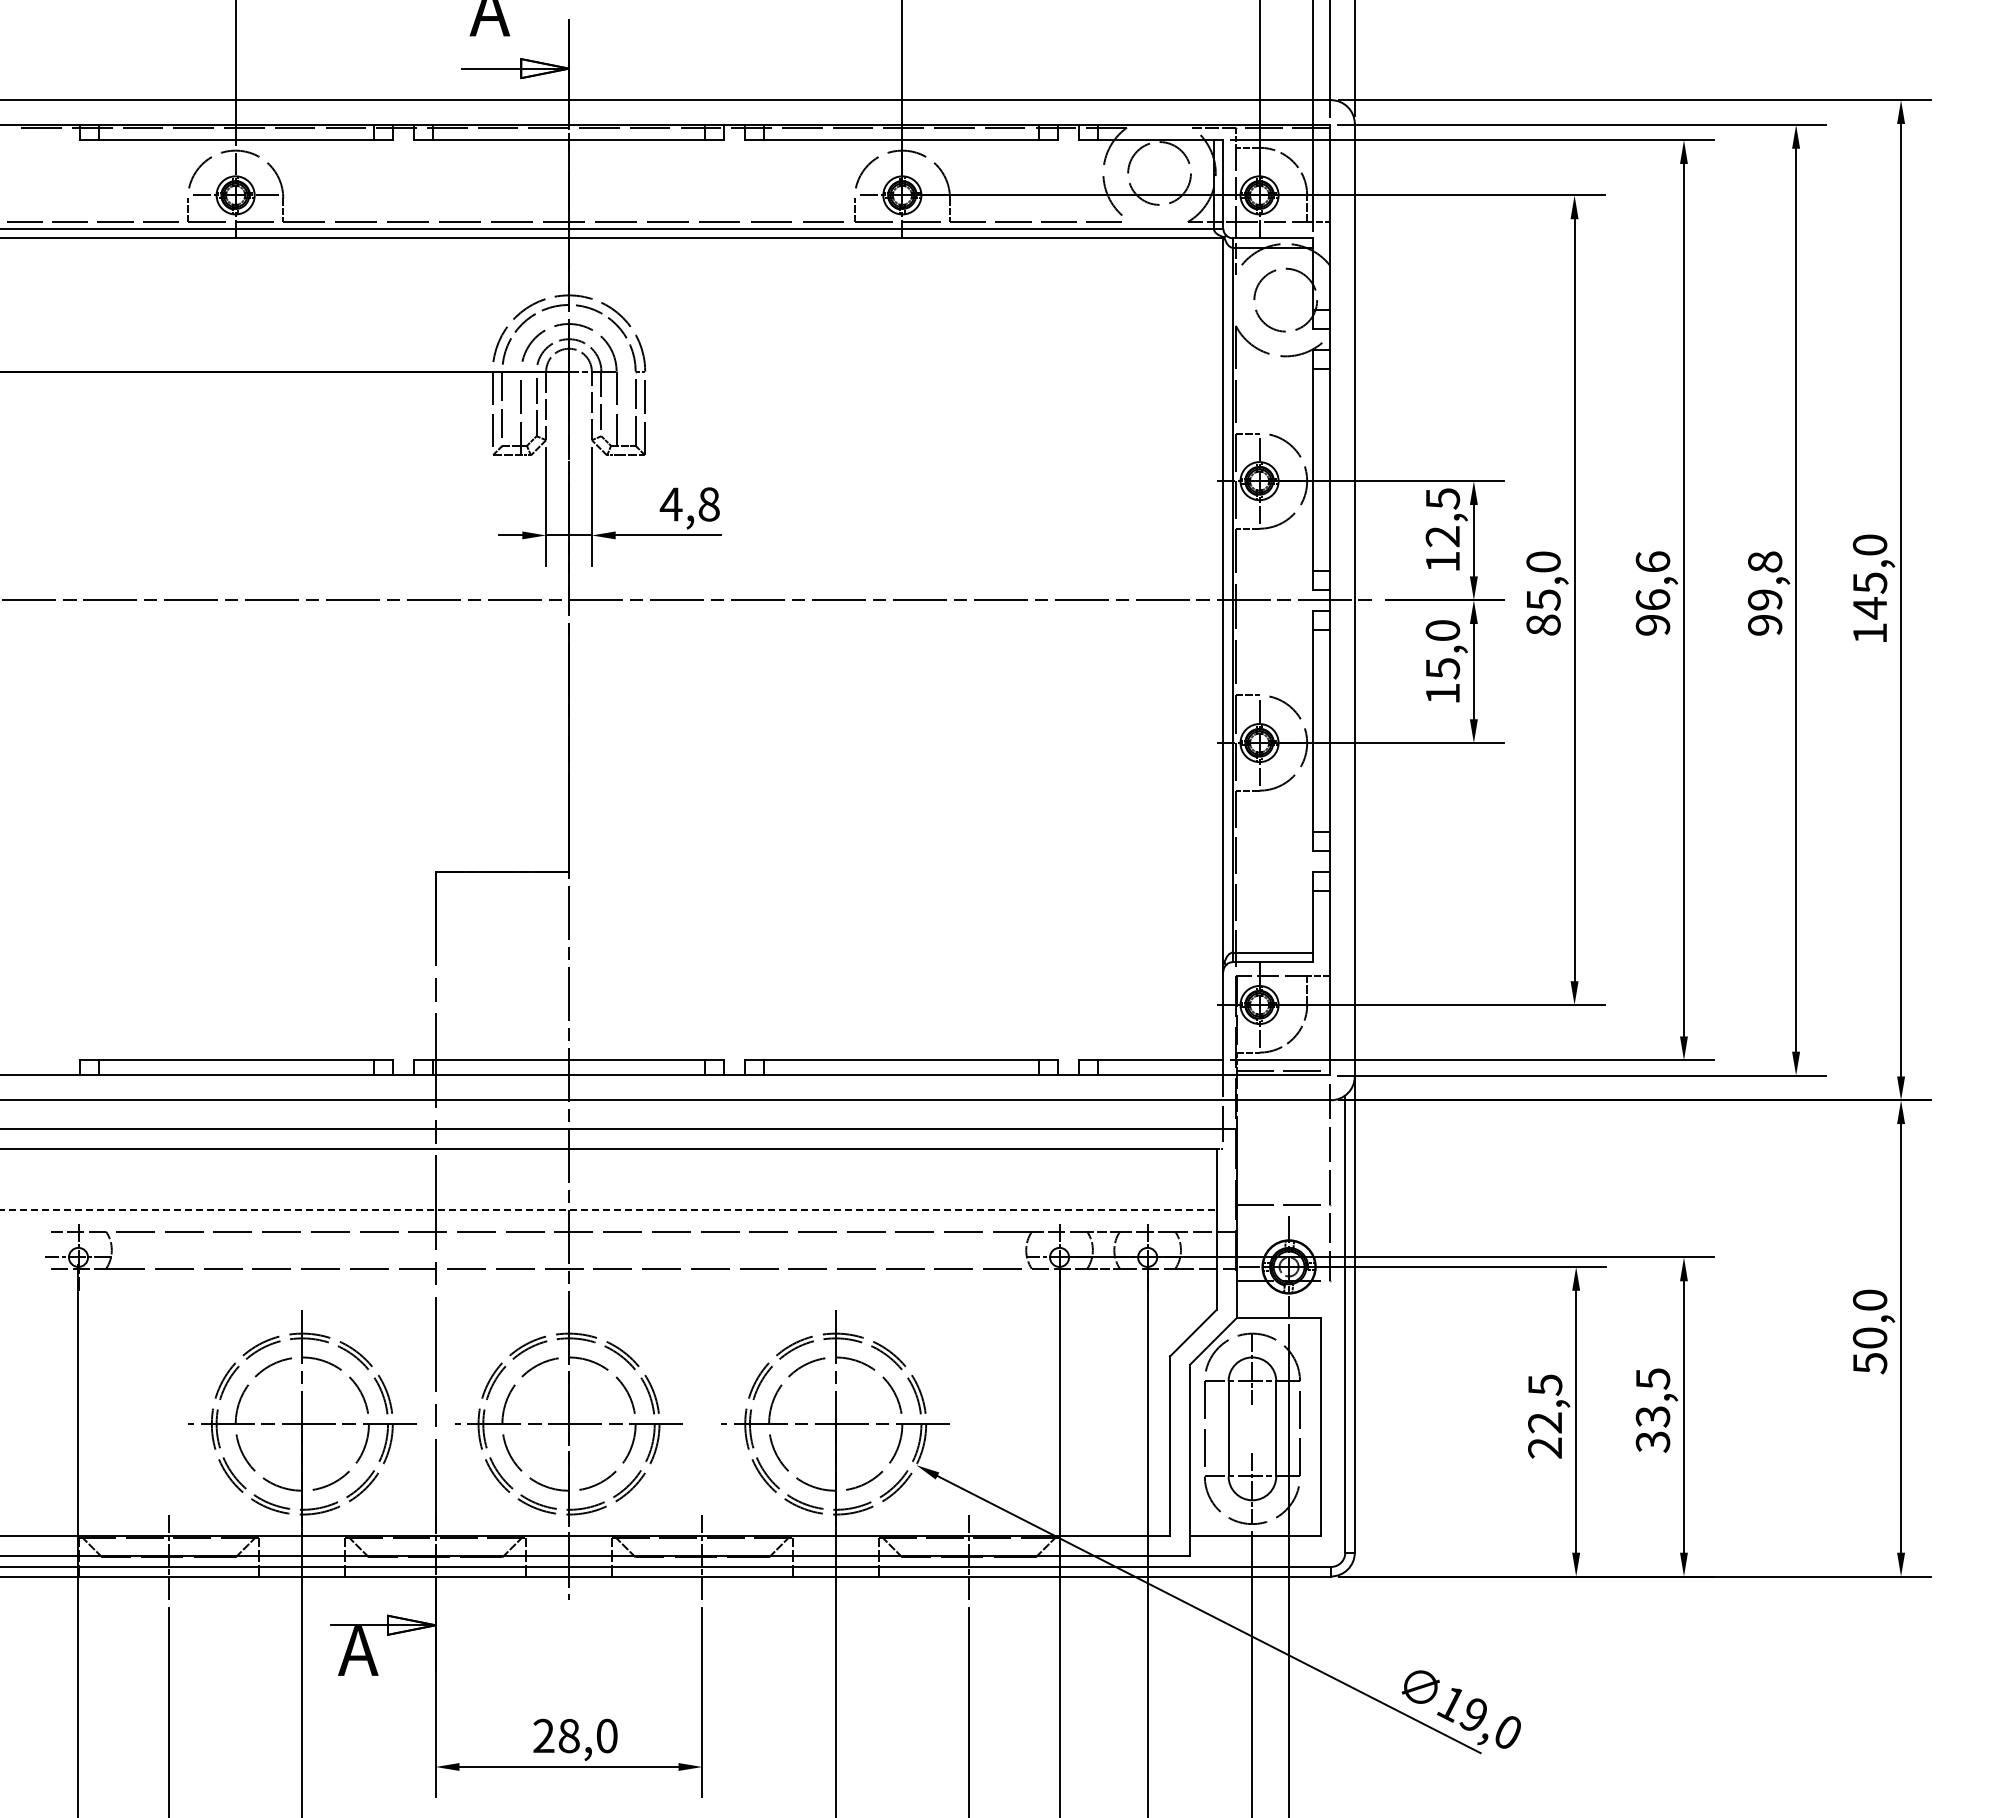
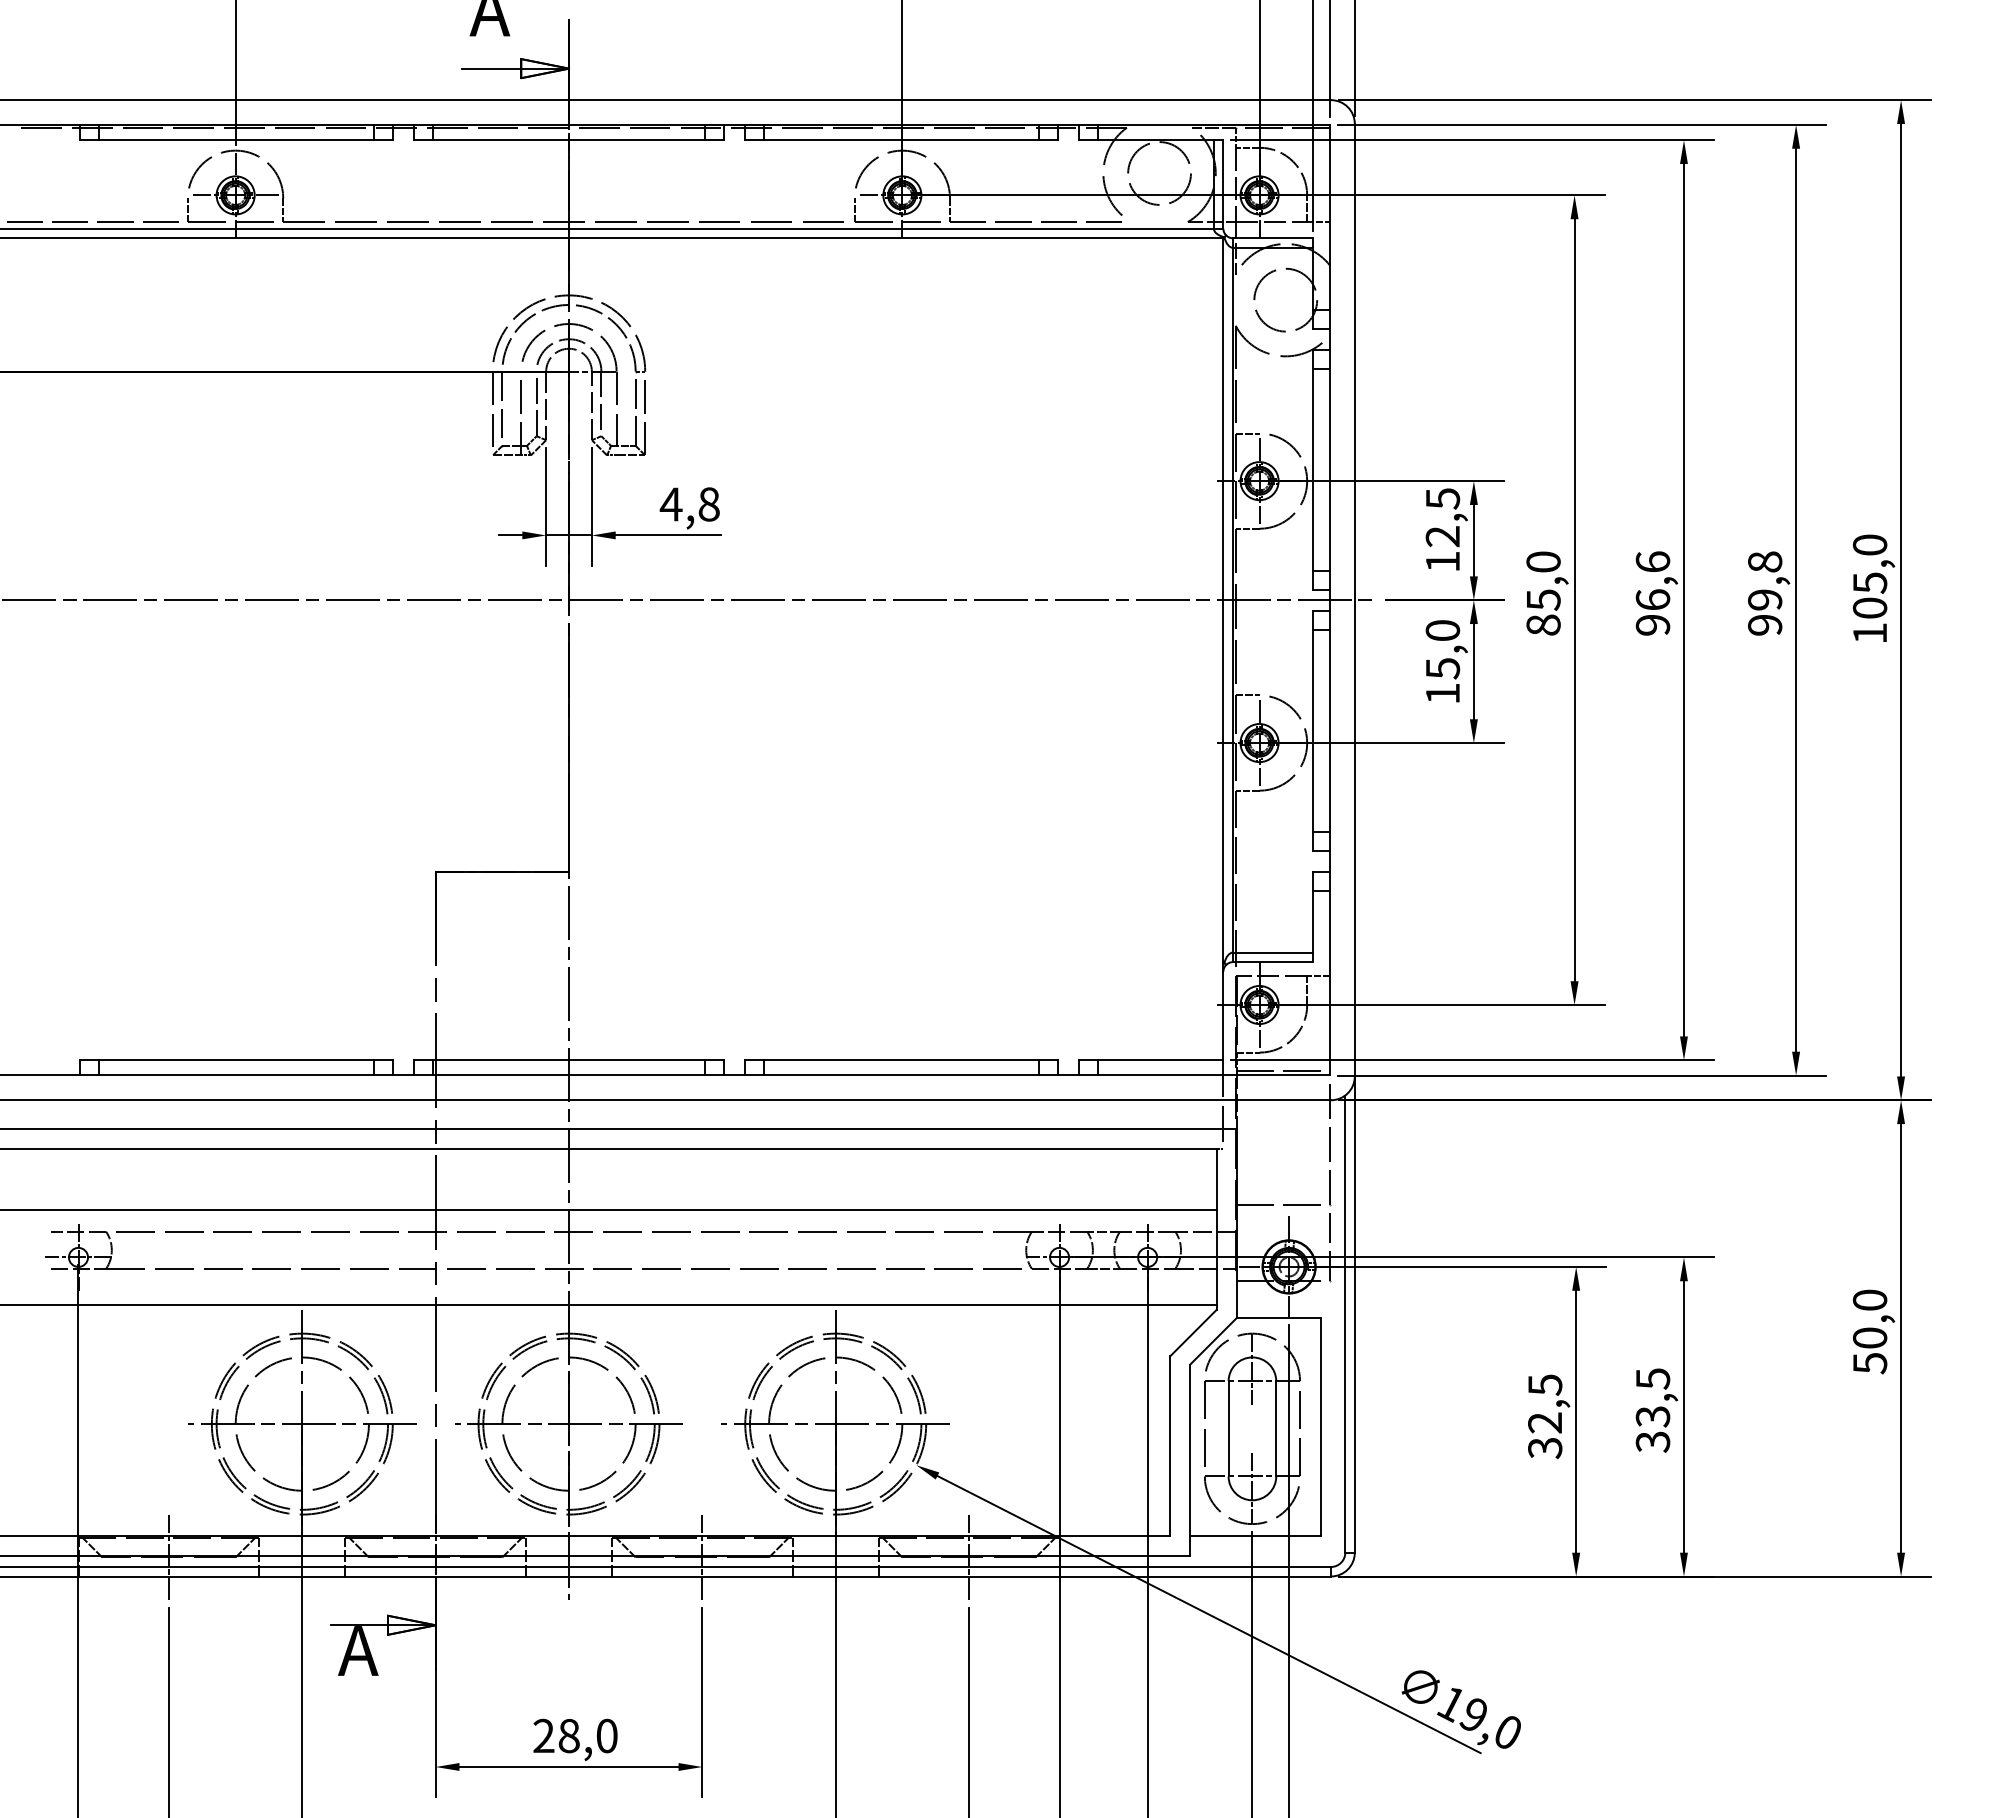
text: 145,0 -> 105,0 (1869, 608)
line: dashed -> solid (609, 1209)
line: none -> present (609, 1305)
text: 22,5 -> 32,5 (1545, 1448)
